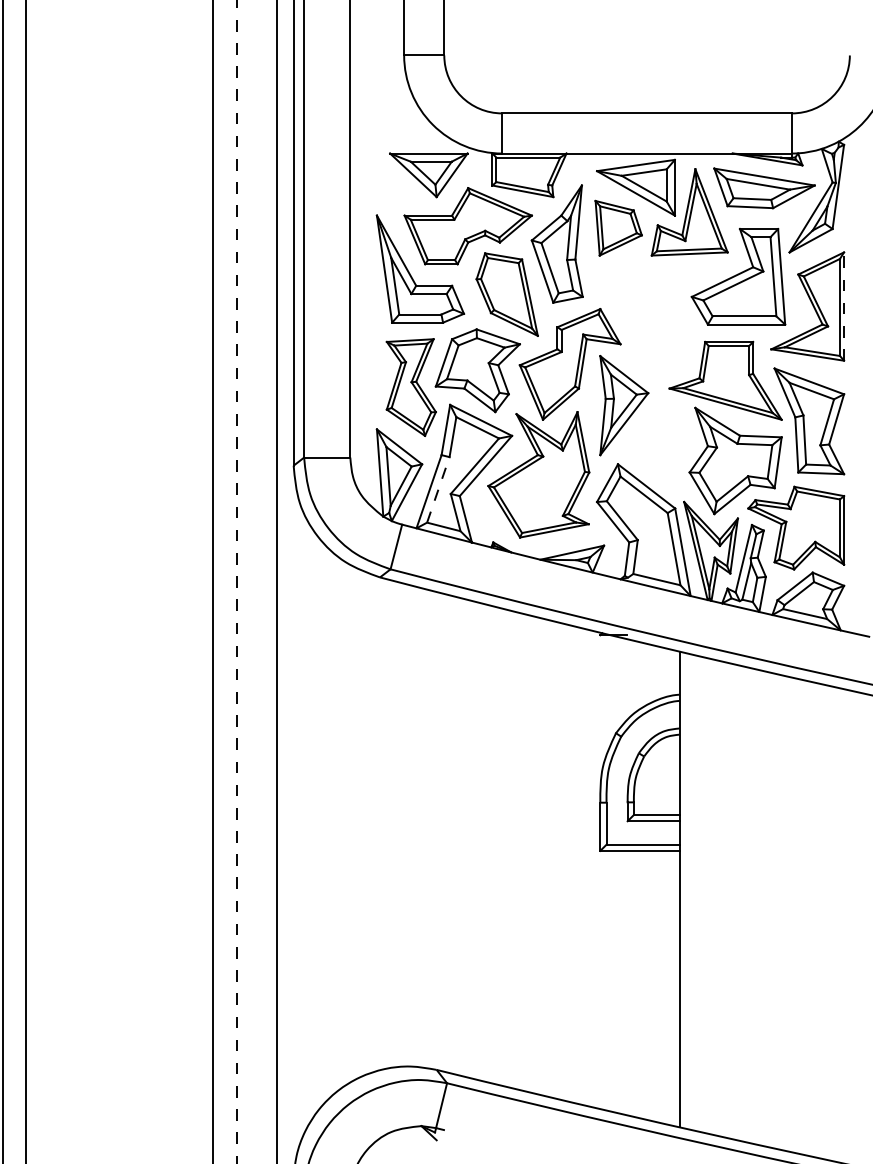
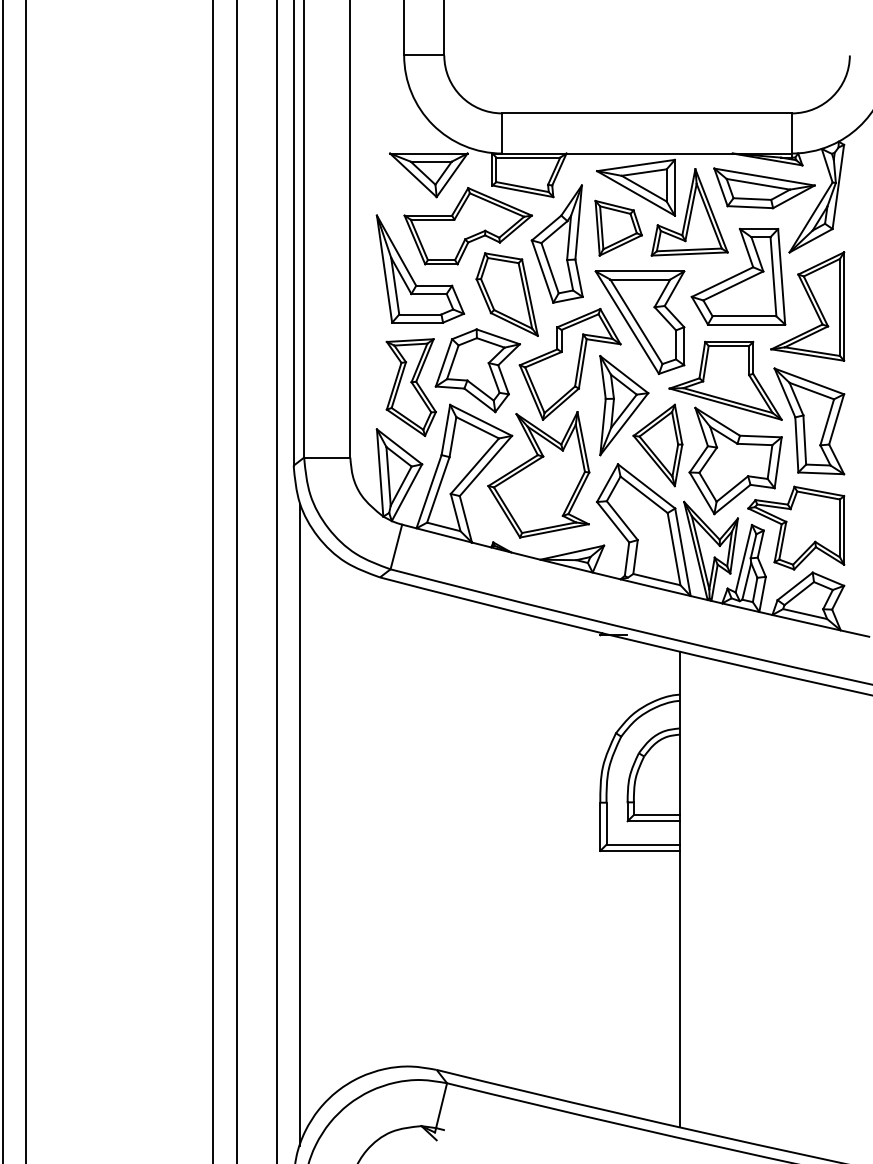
line: dashed -> solid (844, 306)
part: none -> present (639, 322)
part: none -> present (657, 445)
line: dashed -> solid (438, 489)
line: dashed -> solid (236, 581)
line: none -> present (300, 824)
